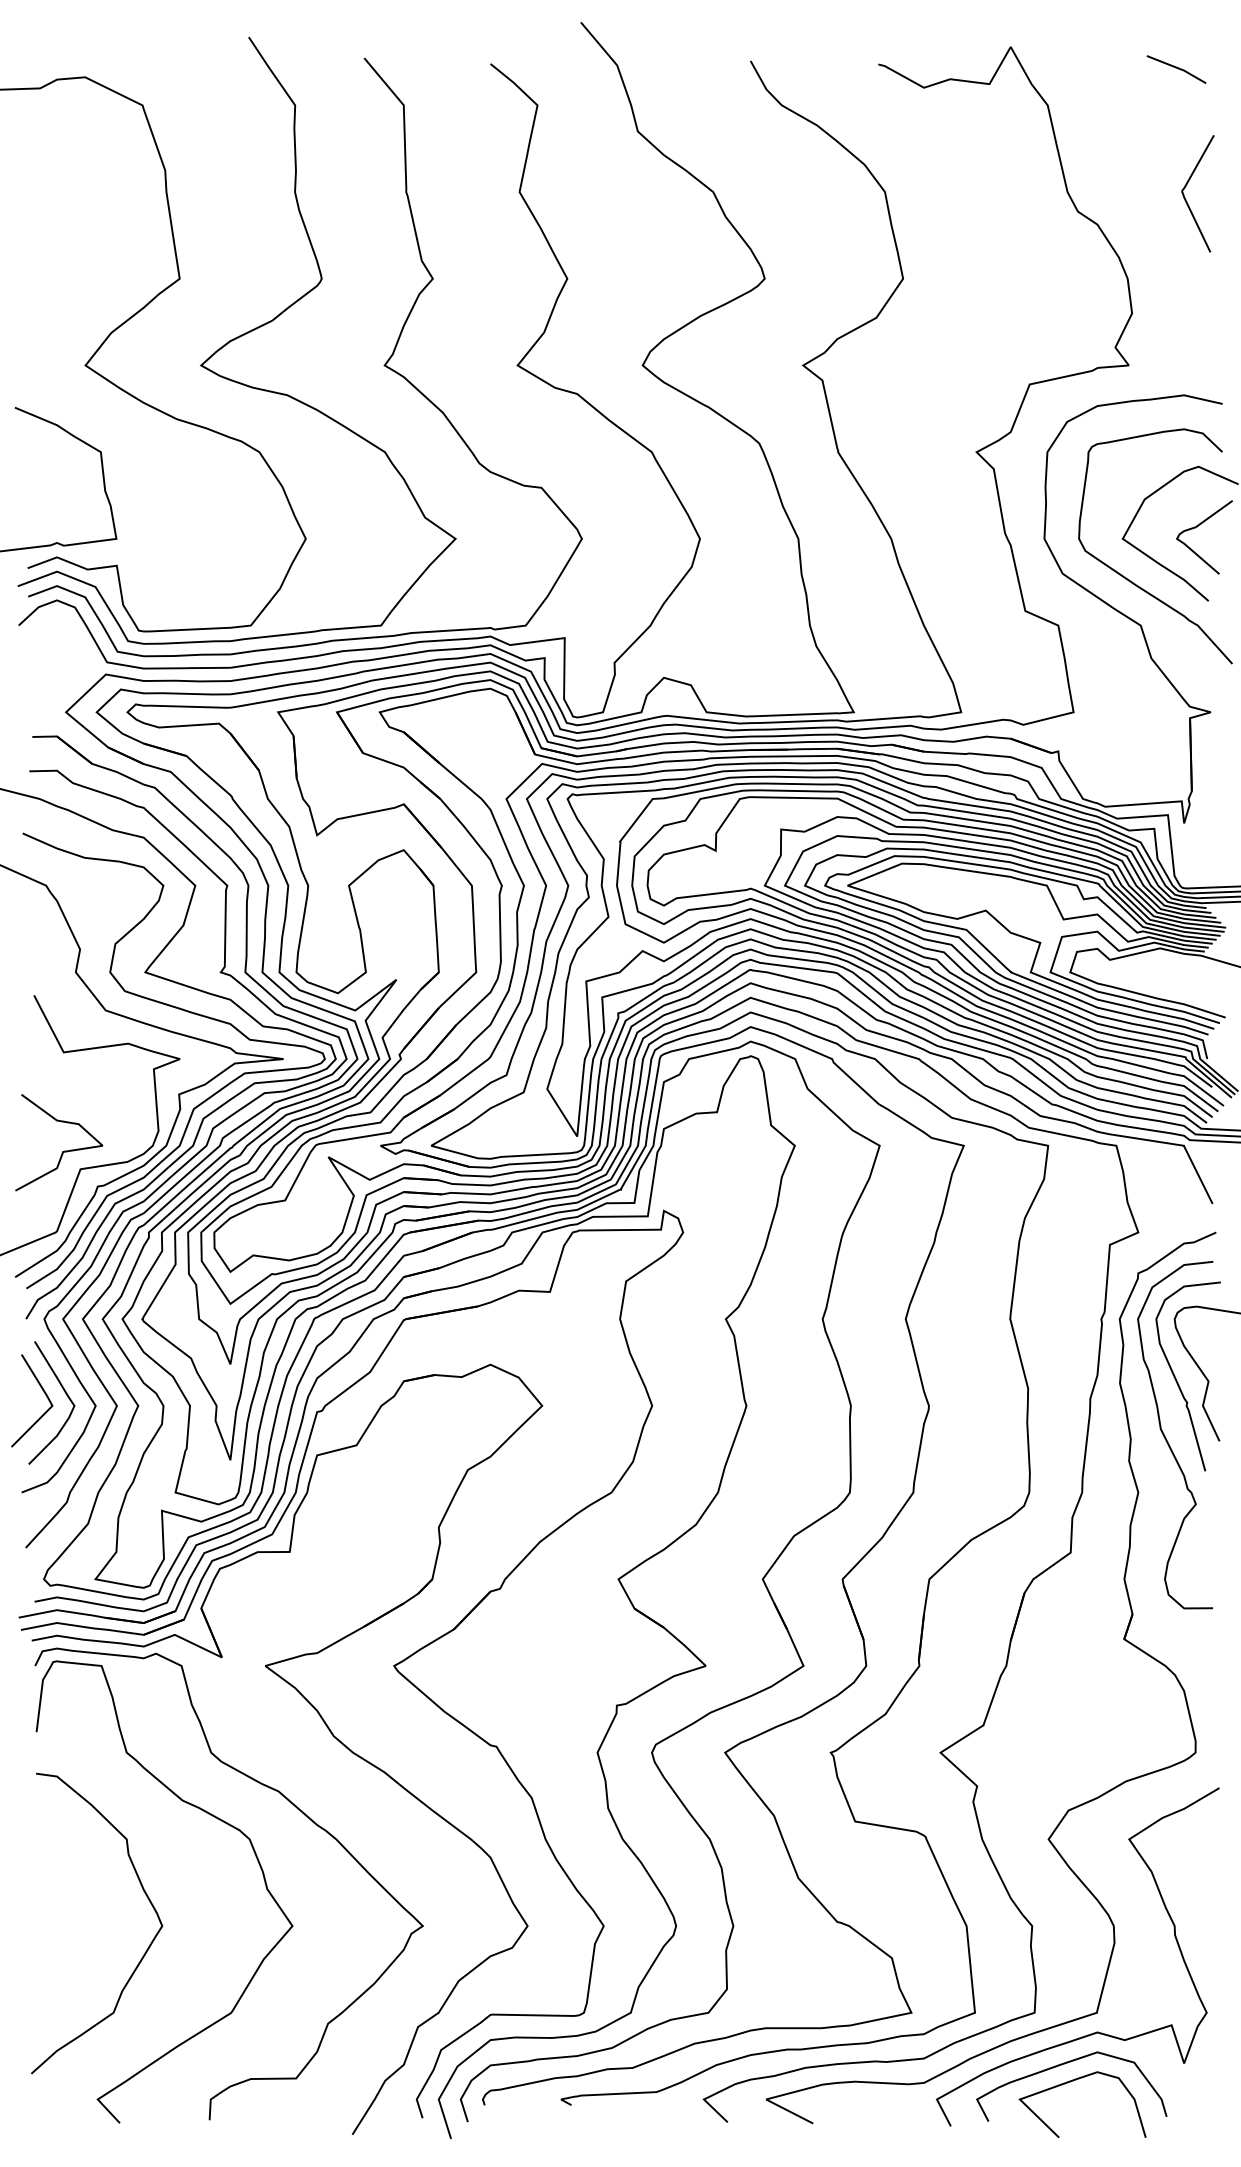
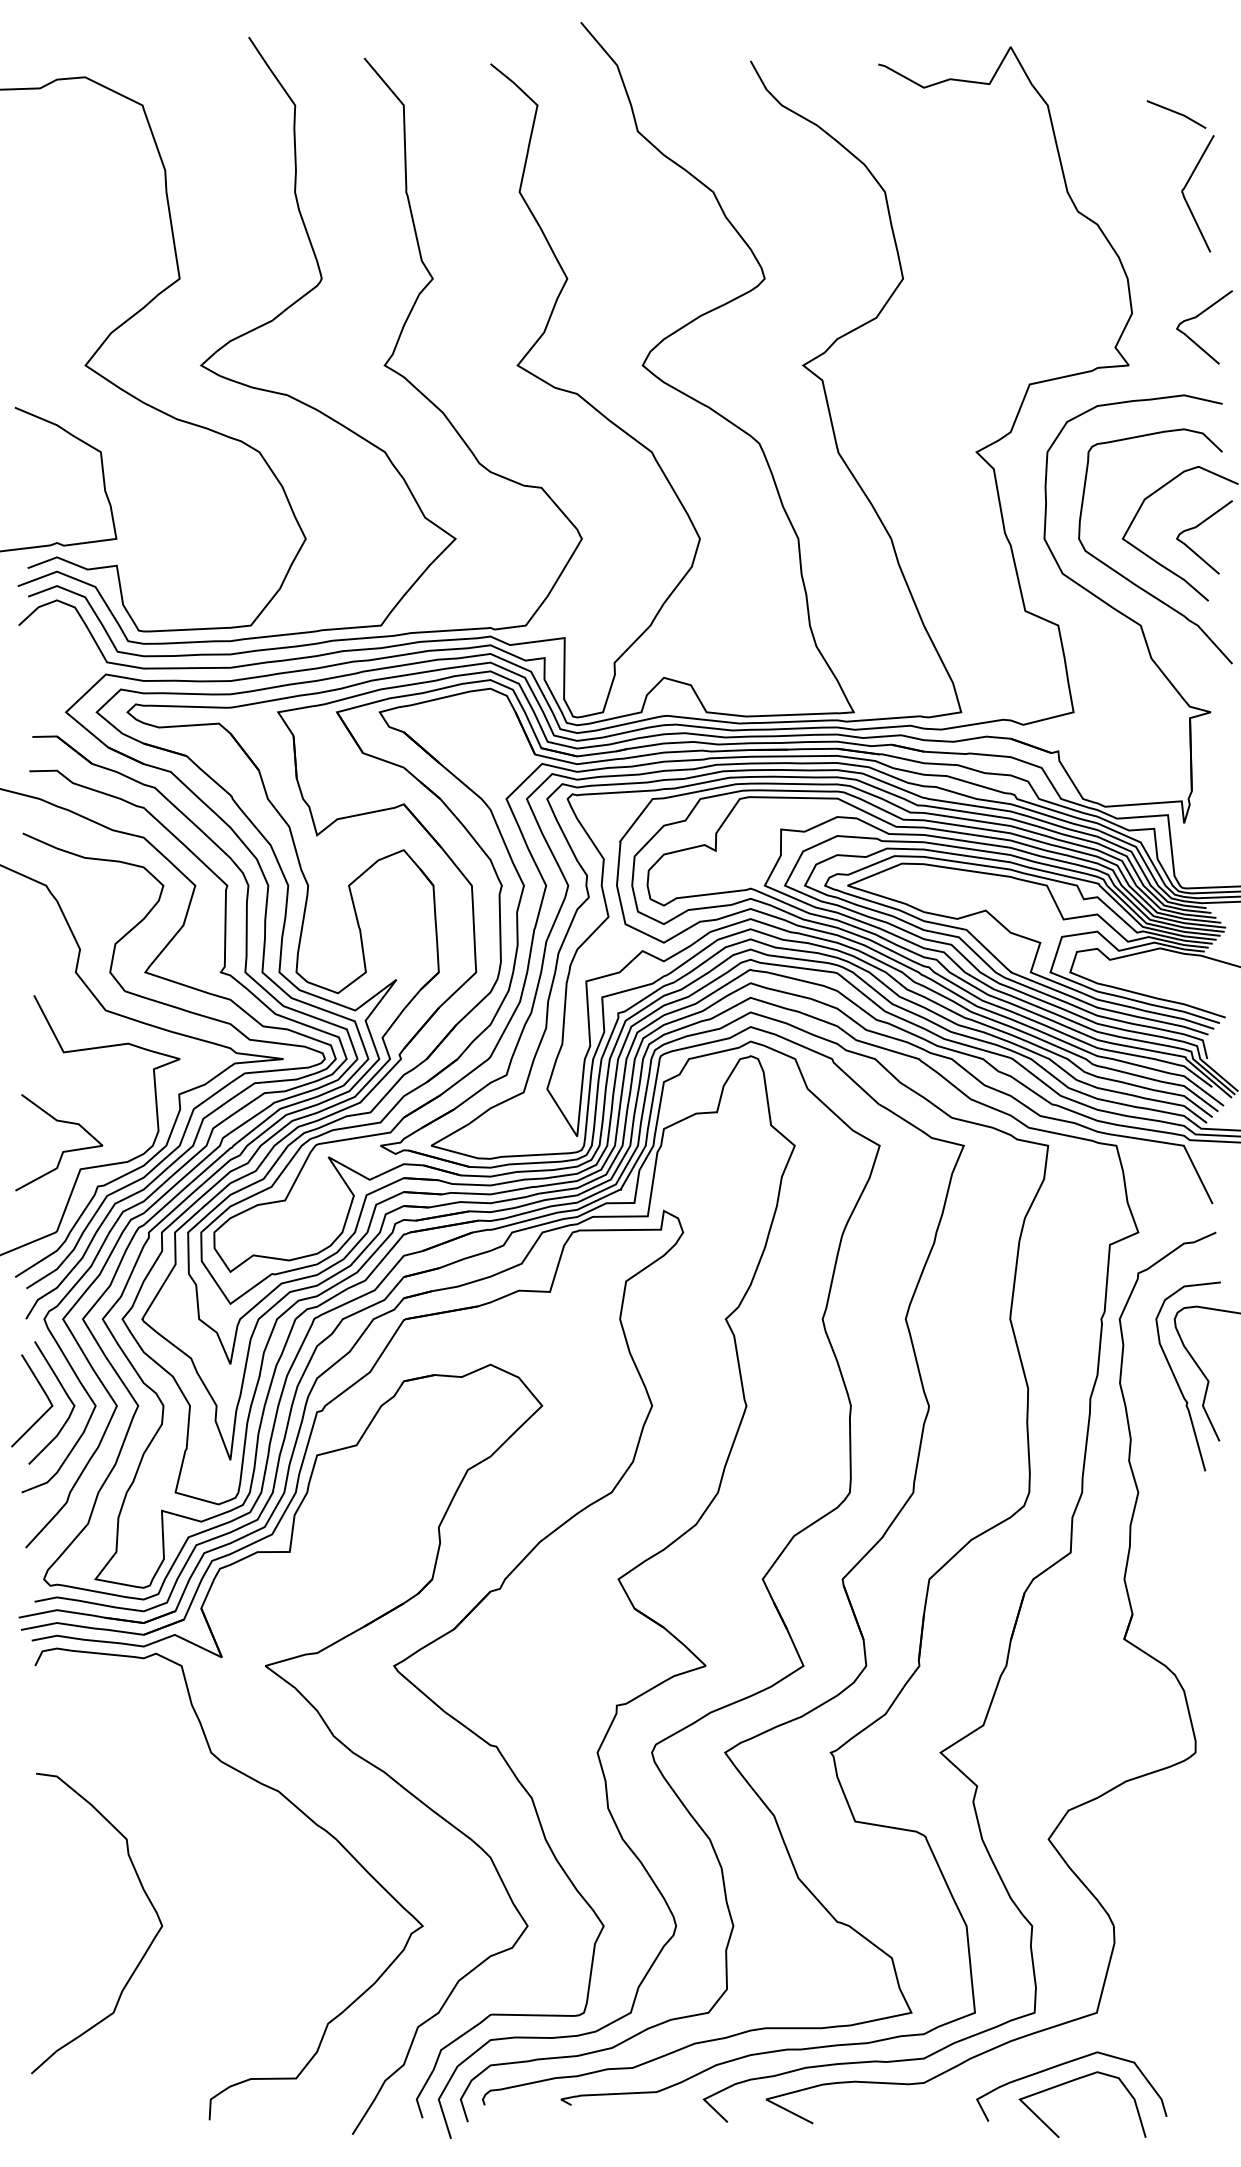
line position: (1176, 68) -> (1176, 113) (1176, 113)
curve: none -> present (1197, 317)
curve: present -> none (1167, 1440)
curve: present -> none (206, 1813)
curve: present -> none (1096, 2031)
